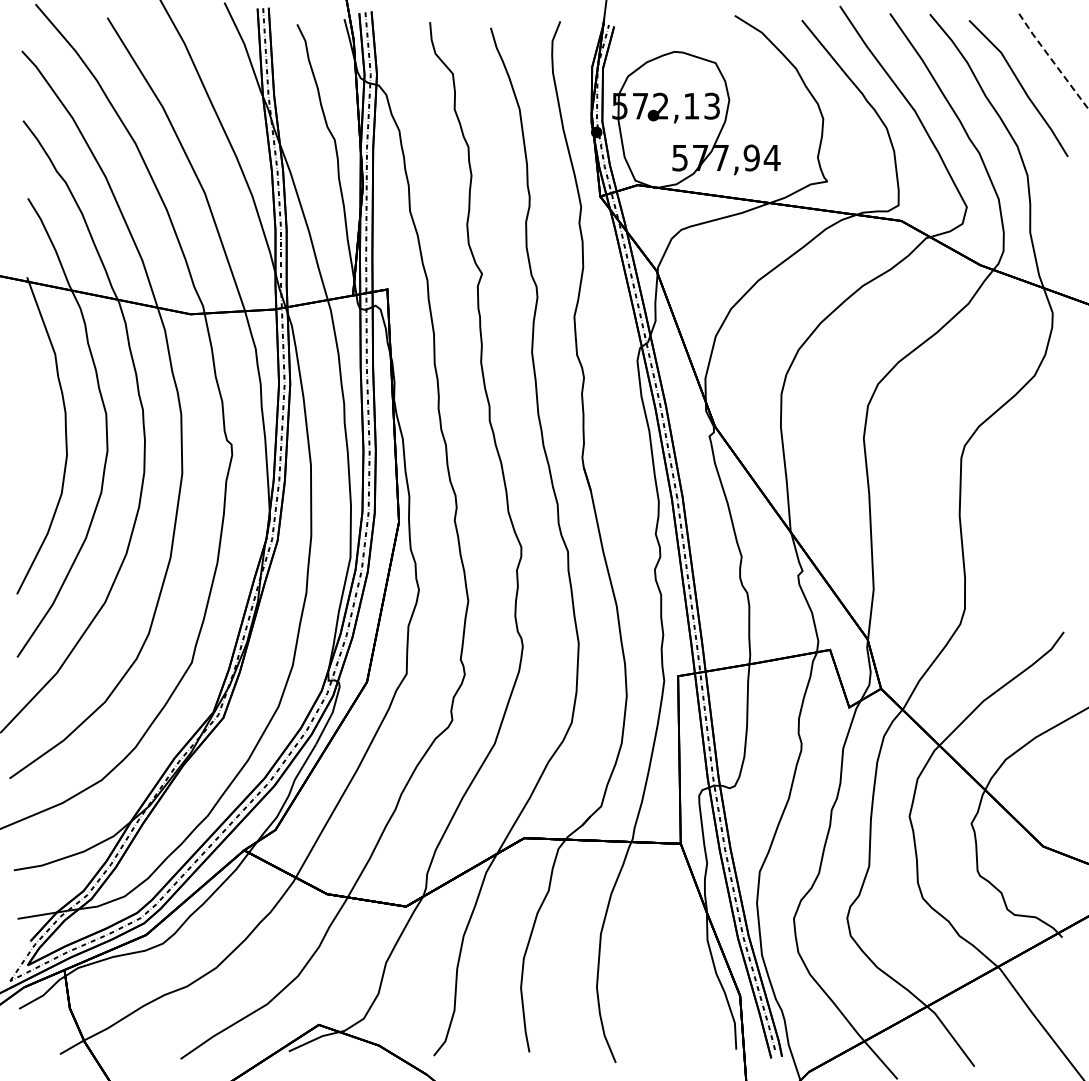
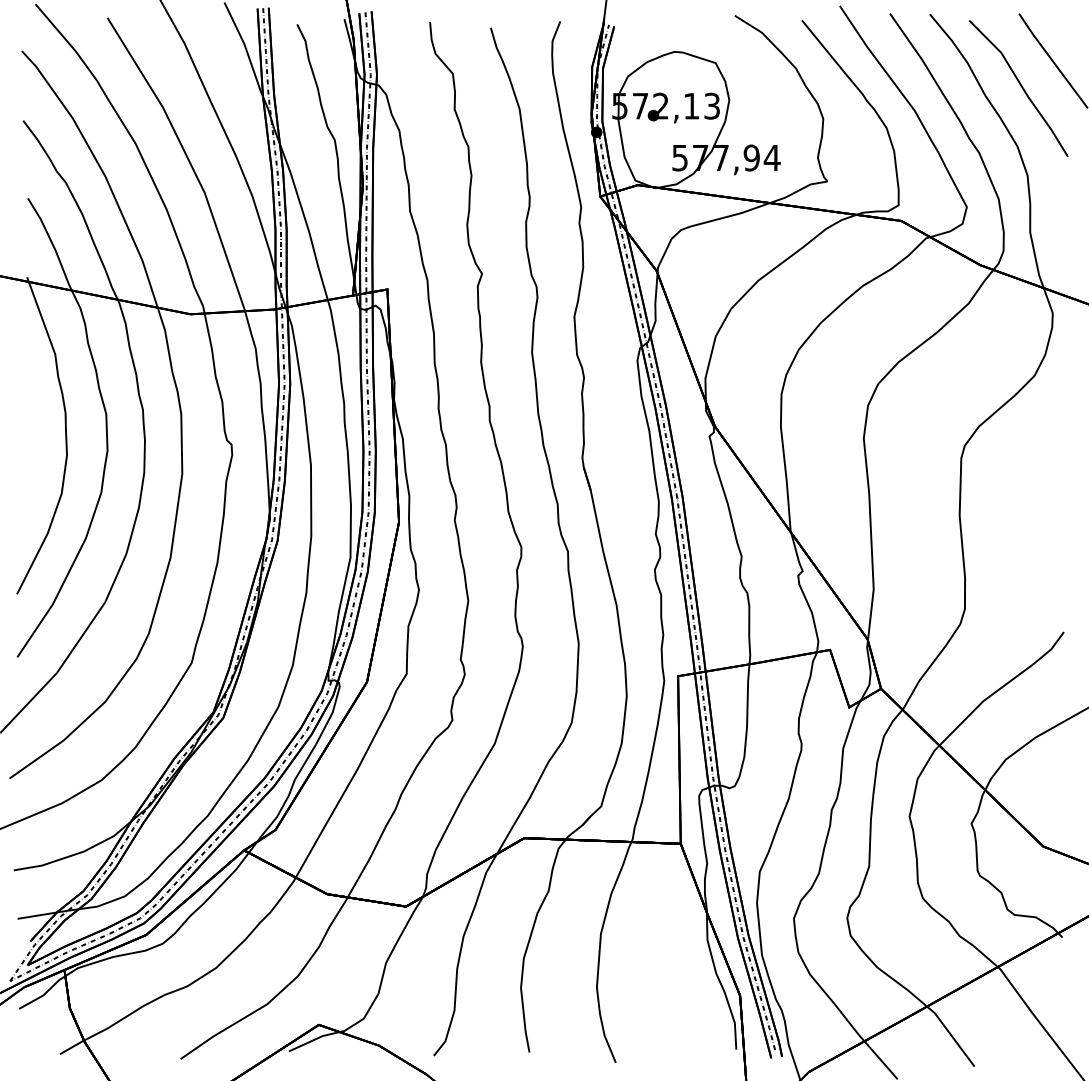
line: dashed -> solid (1052, 60)
